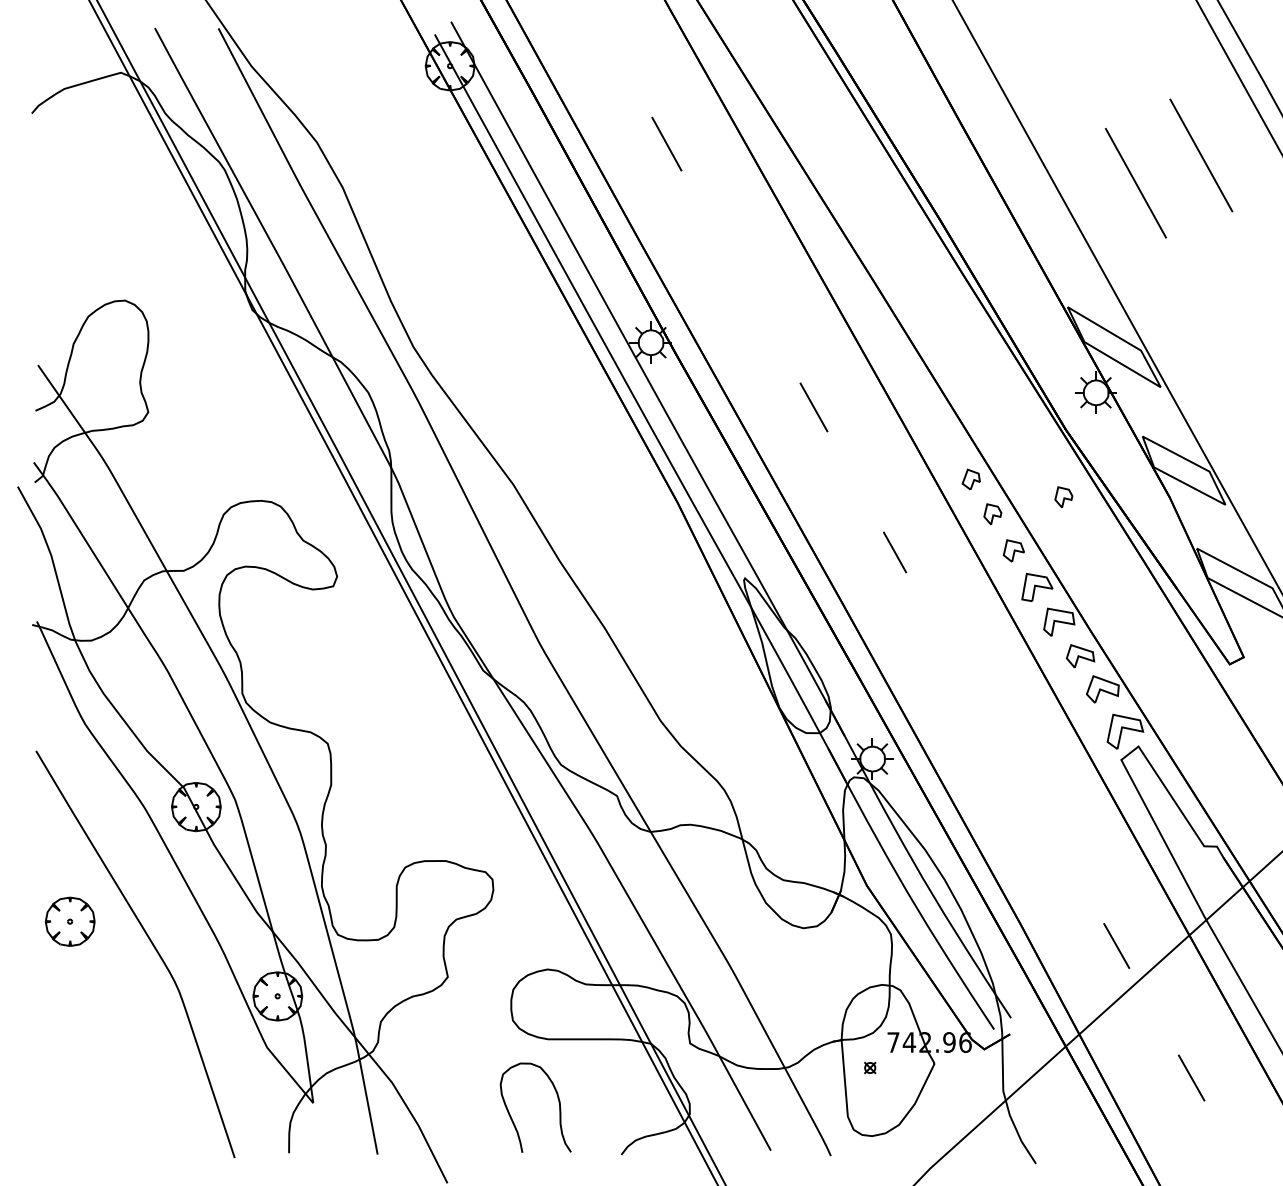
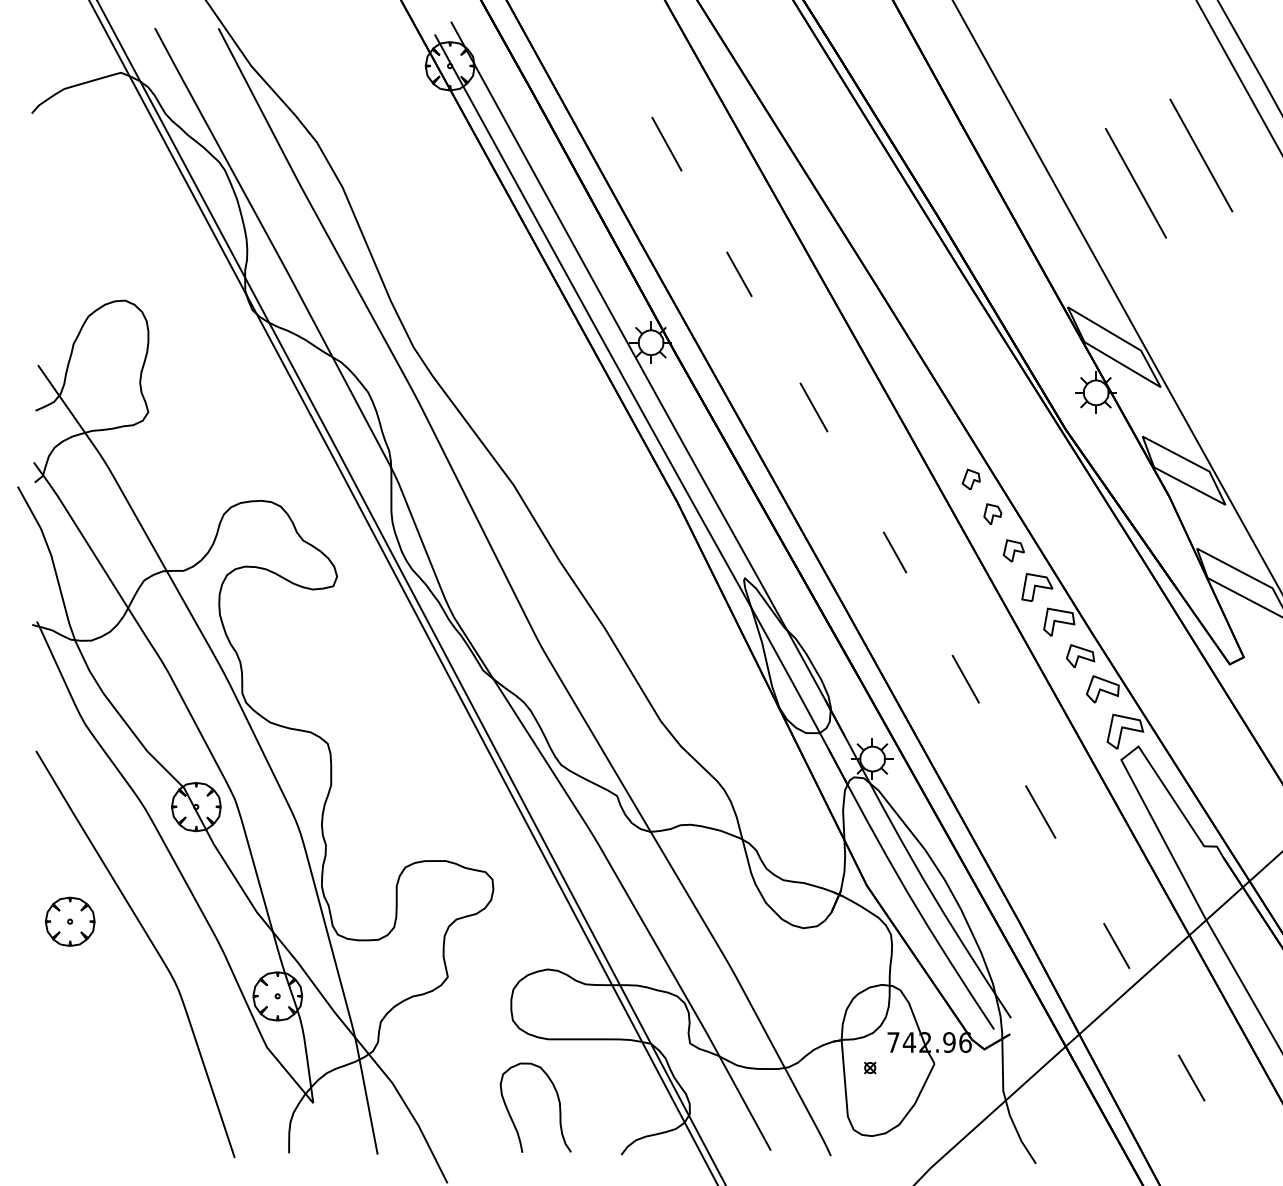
line: none -> present (739, 273)
part: present -> none (1063, 496)
line: none -> present (965, 678)
line: none -> present (1040, 811)
